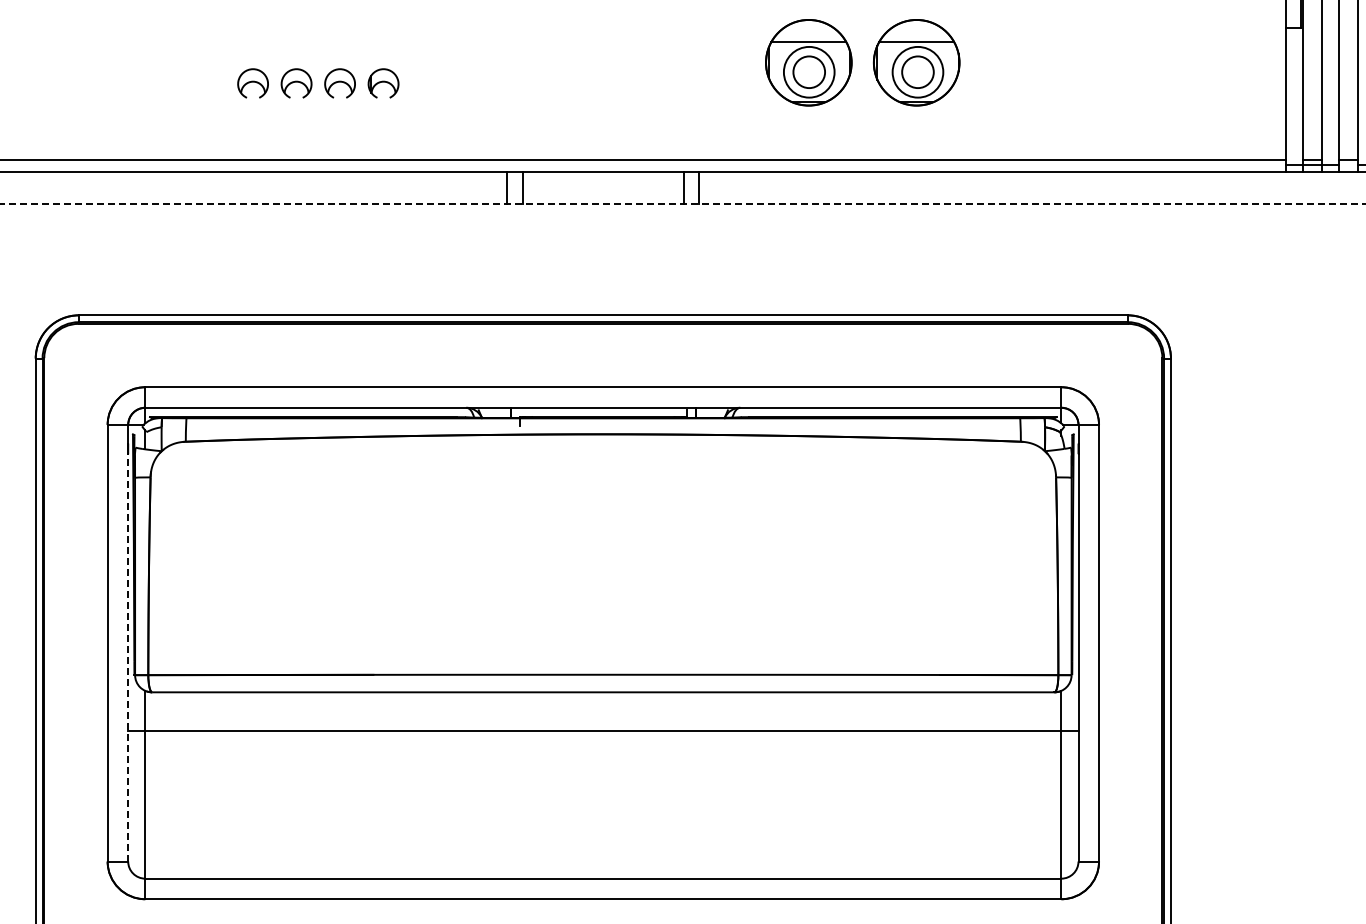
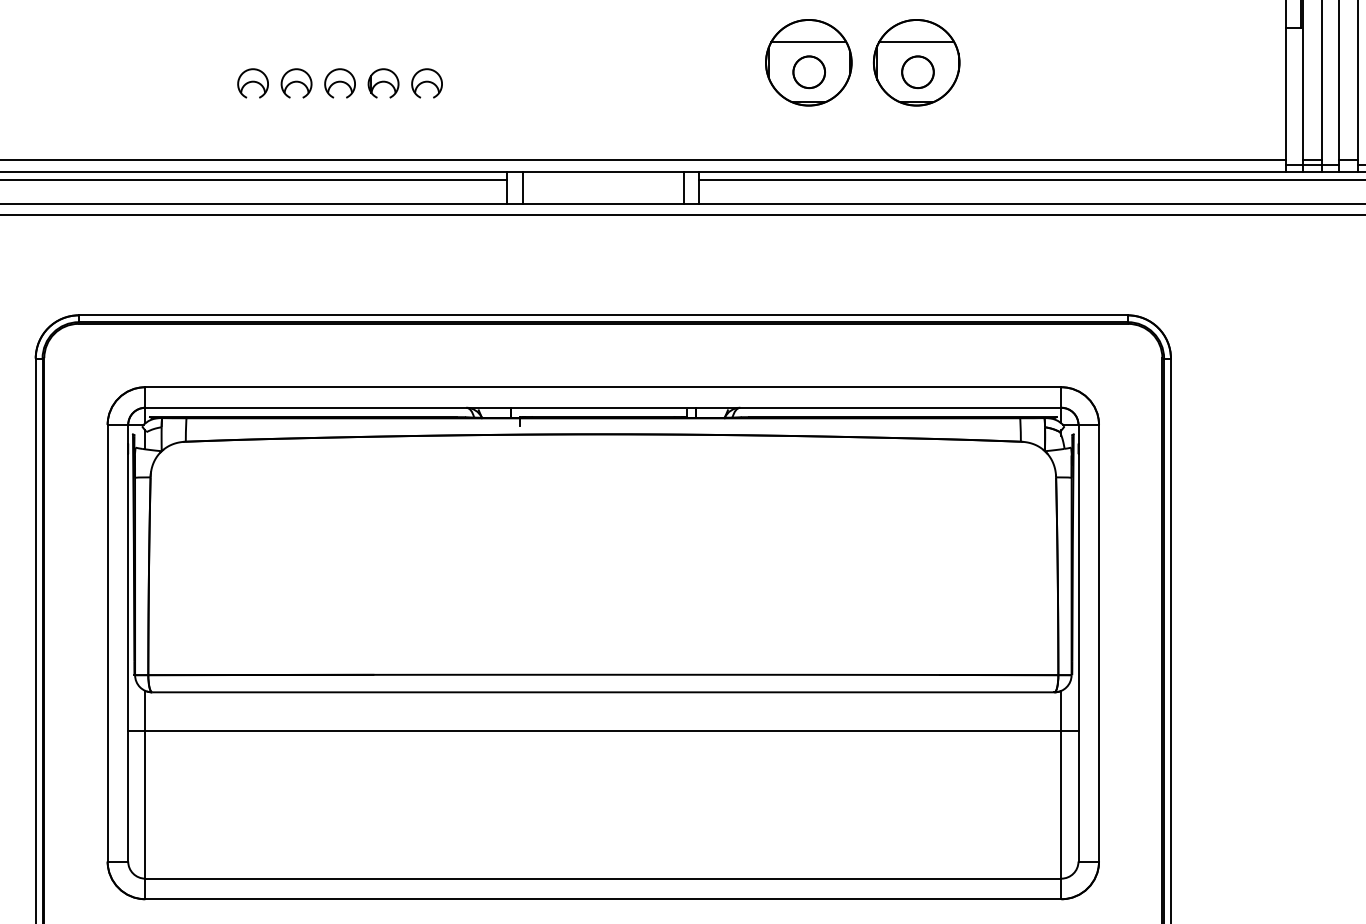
circle diameter: 51 px -> 32 px (809, 72)
circle diameter: 51 px -> 32 px (917, 72)
part: none -> present (426, 83)
line: none -> present (254, 180)
line: none -> present (1030, 180)
line: dashed -> solid (682, 204)
line: none -> present (682, 215)
line: dashed -> solid (128, 657)
